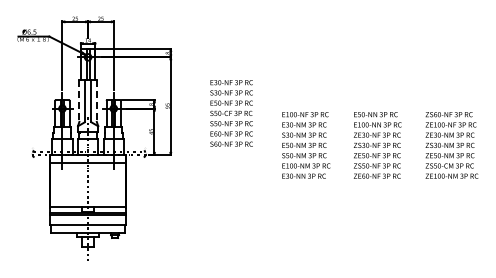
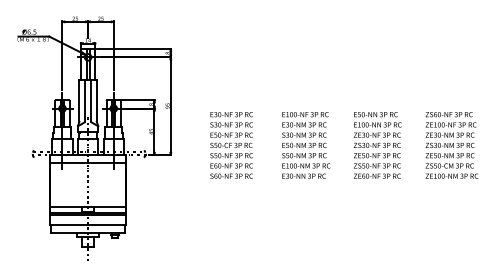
line: dashed -> solid (79, 100)
line: dashed -> solid (96, 100)
text position: (231, 113) -> (231, 145) (231, 145)
